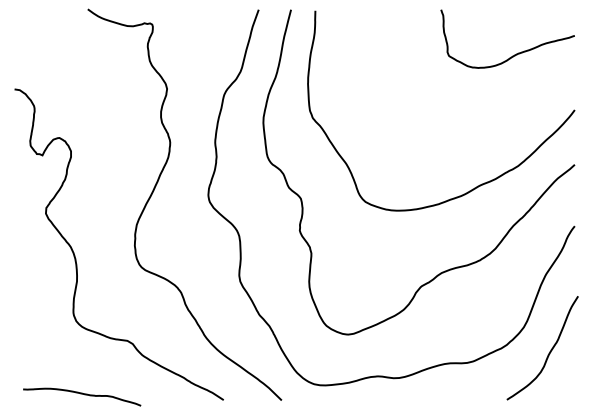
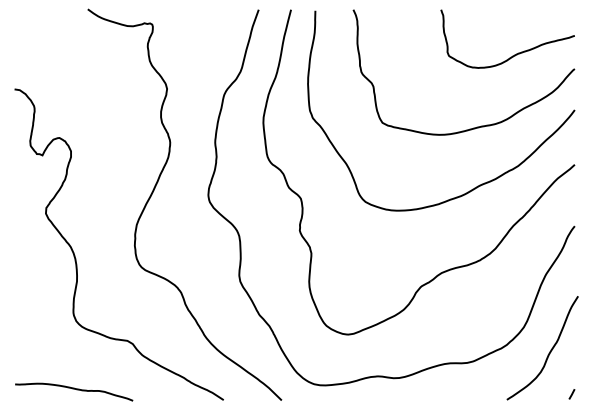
curve: none -> present (477, 126)
curve position: (82, 394) -> (74, 389) (74, 389)
line: none -> present (571, 394)
